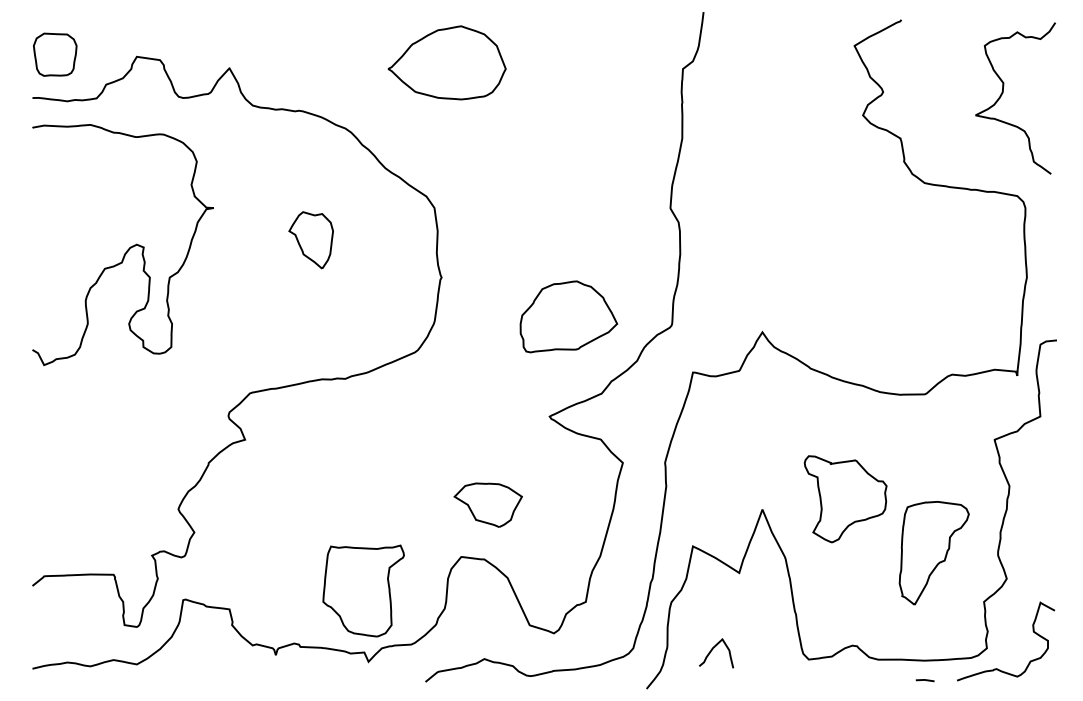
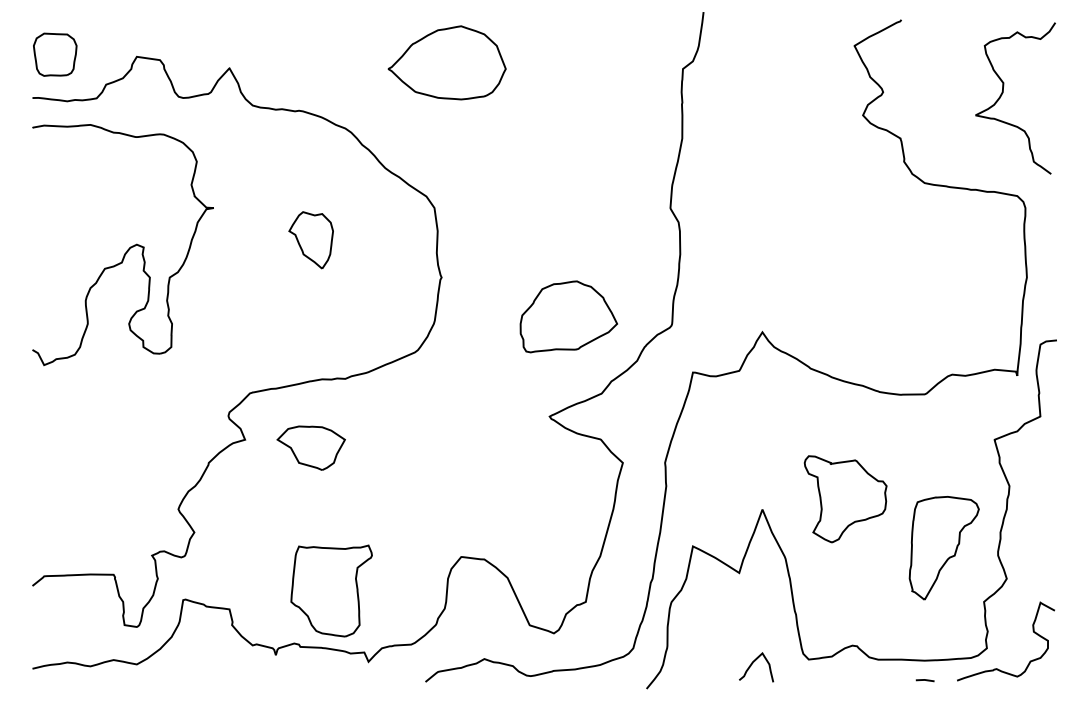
part position: (487, 504) -> (310, 447) (310, 447)
part position: (933, 553) -> (943, 548) (943, 548)
part position: (363, 590) -> (331, 590) (331, 590)
curve position: (713, 649) -> (753, 663) (753, 663)
